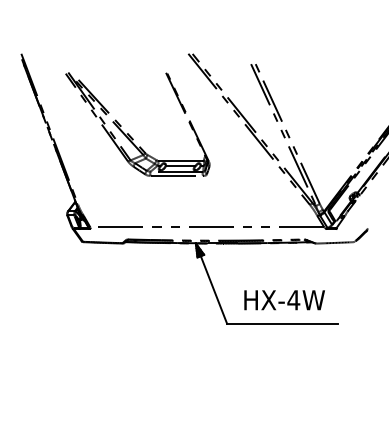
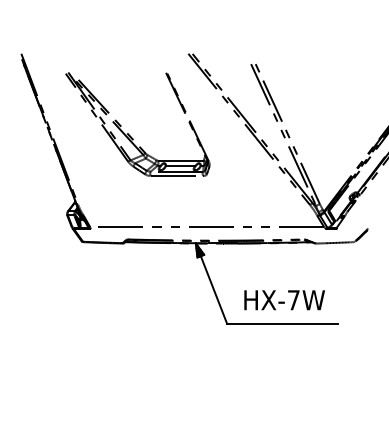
text: HX-4W -> HX-7W (293, 300)
